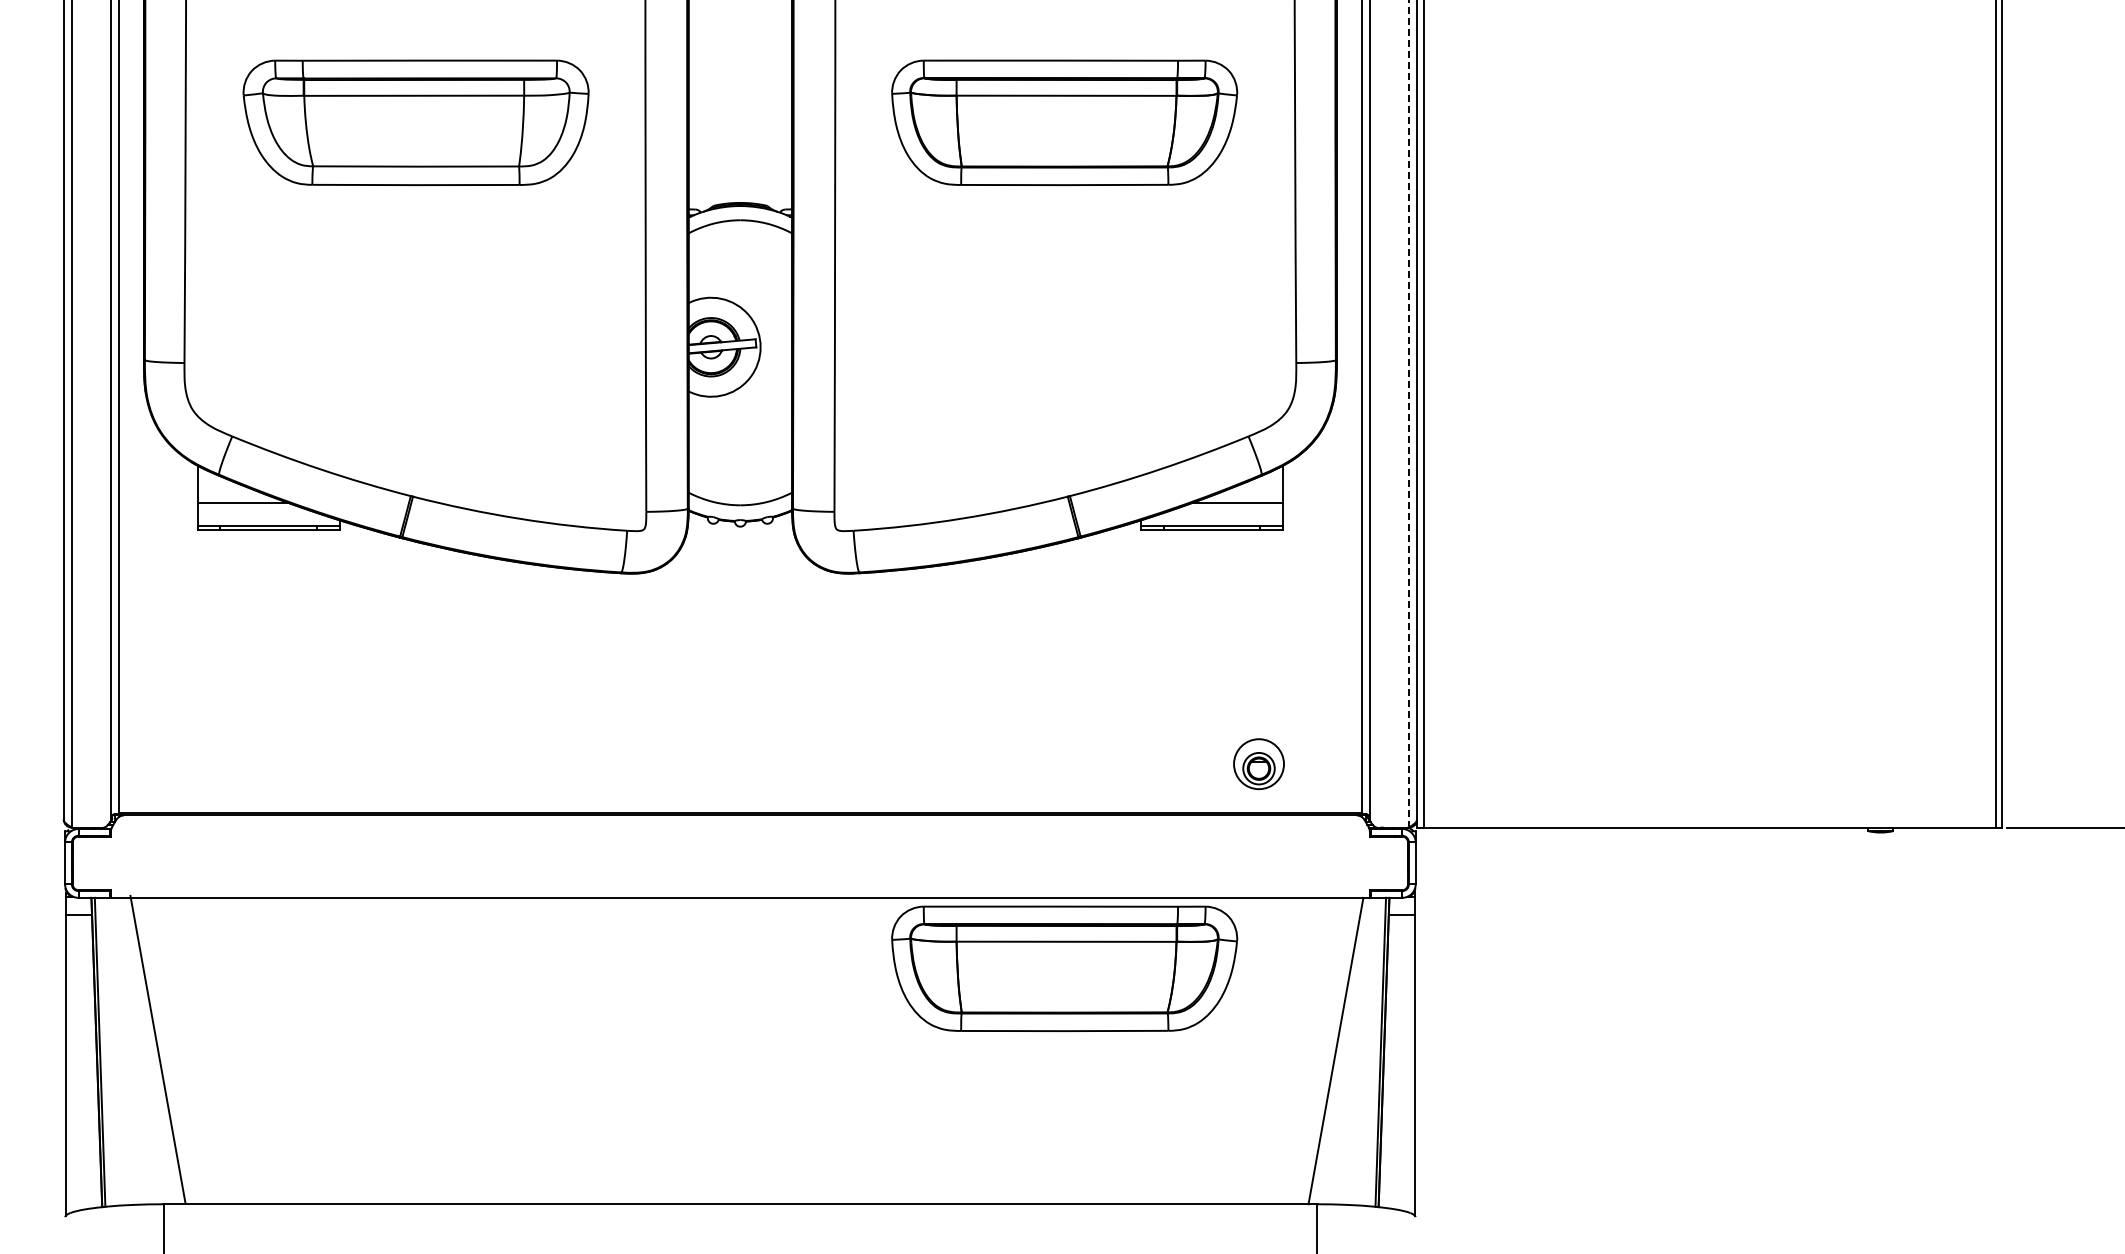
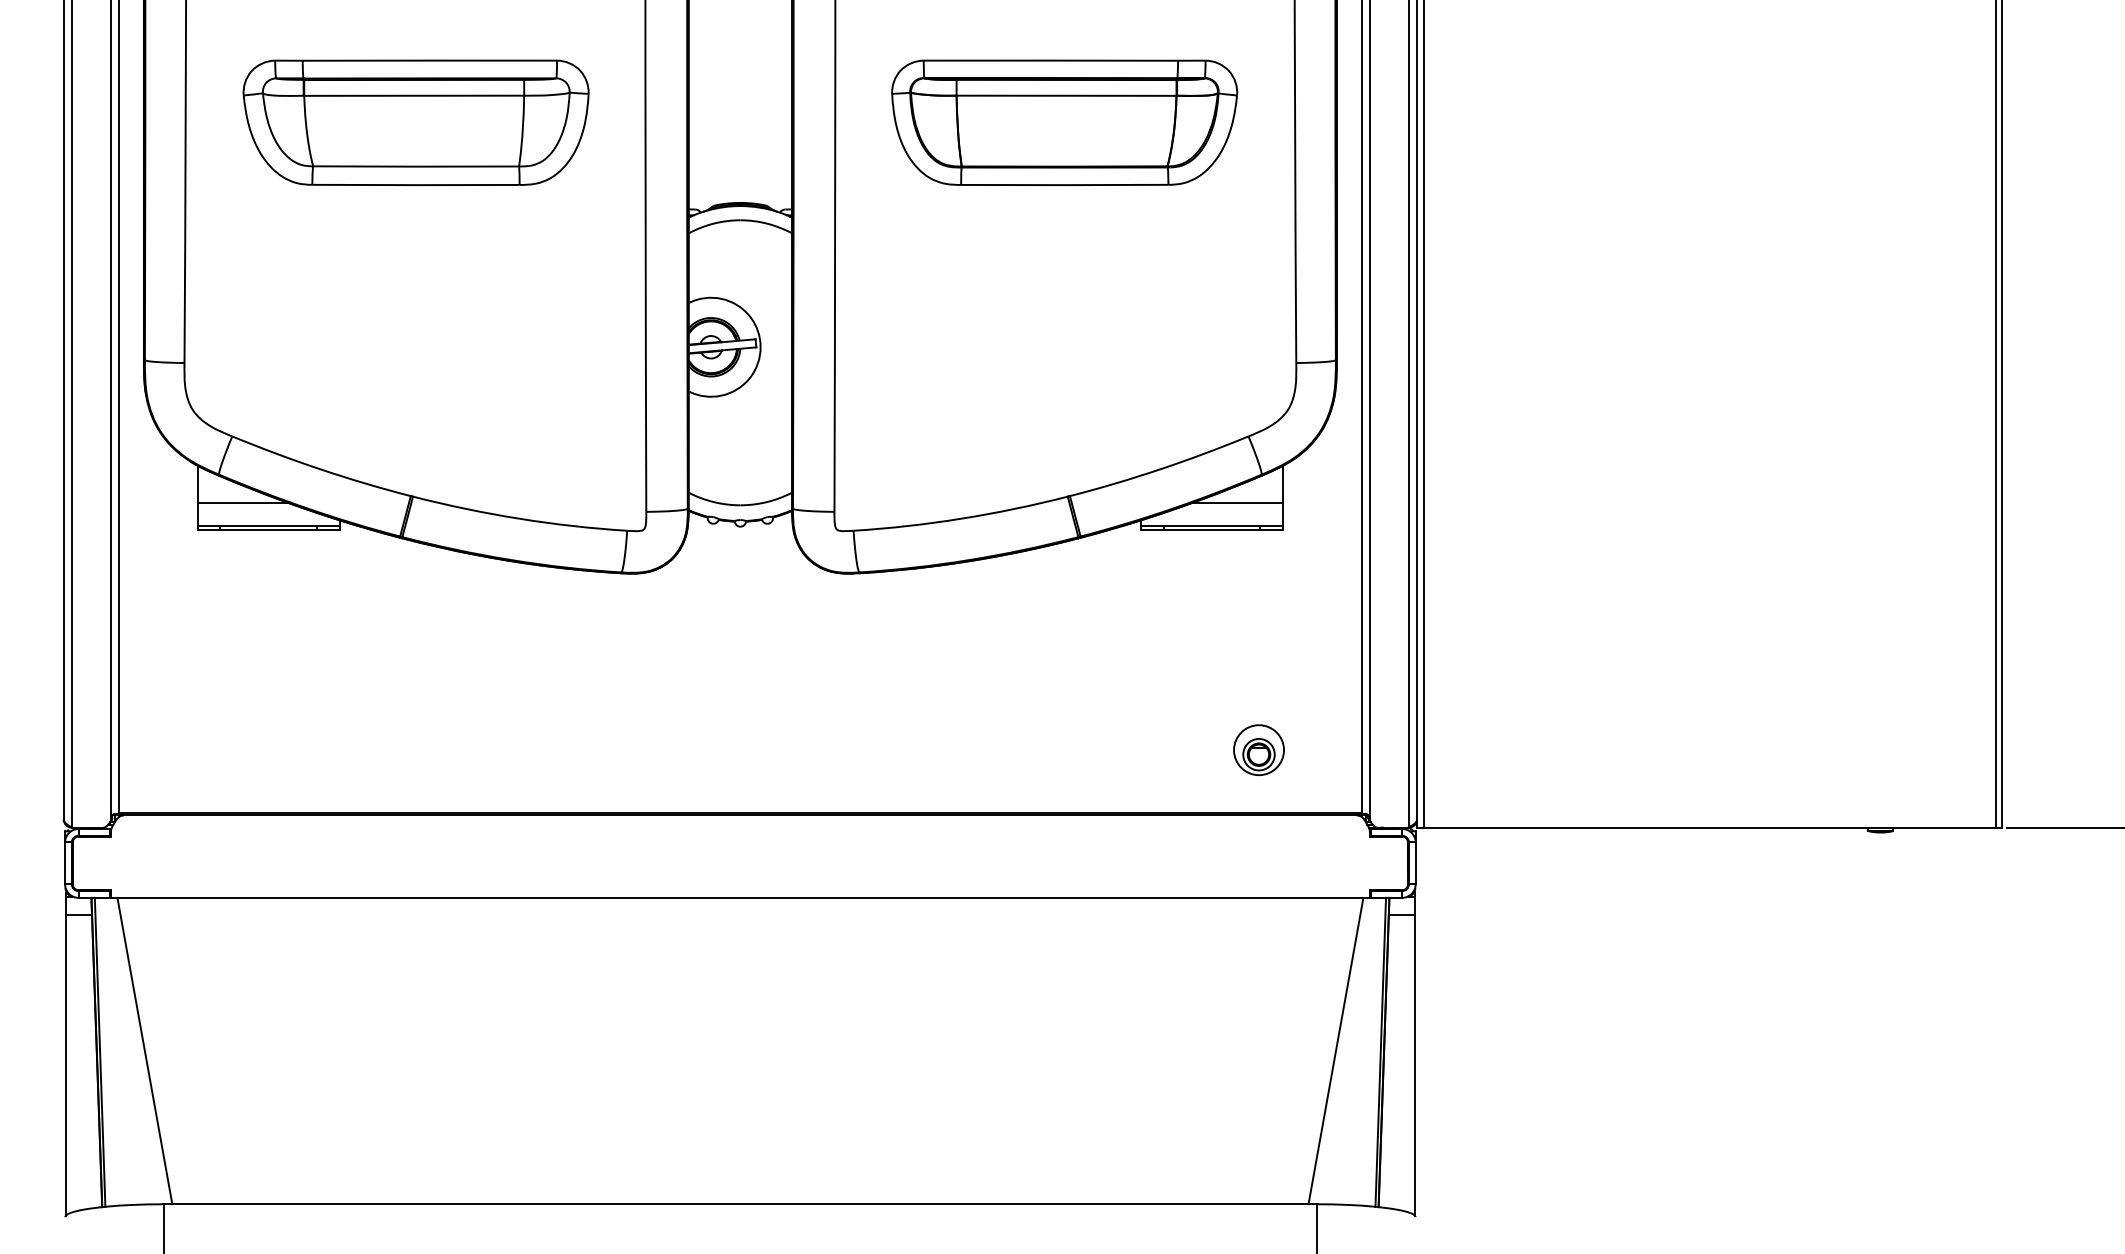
line: dashed -> solid (1408, 413)
part position: (1258, 764) -> (1258, 750) (1258, 750)
part: present -> none (1064, 968)
line position: (157, 1048) -> (144, 1050) (144, 1050)
